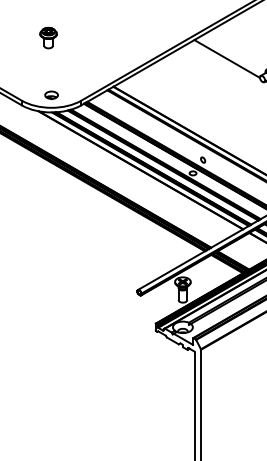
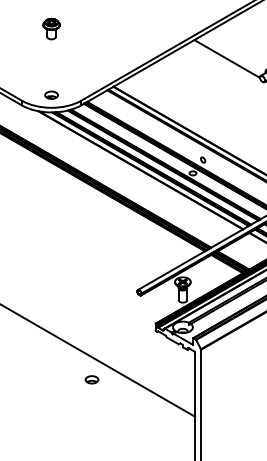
part position: (48, 37) -> (51, 28) (51, 28)
line: none -> present (98, 360)
part: none -> present (91, 379)
